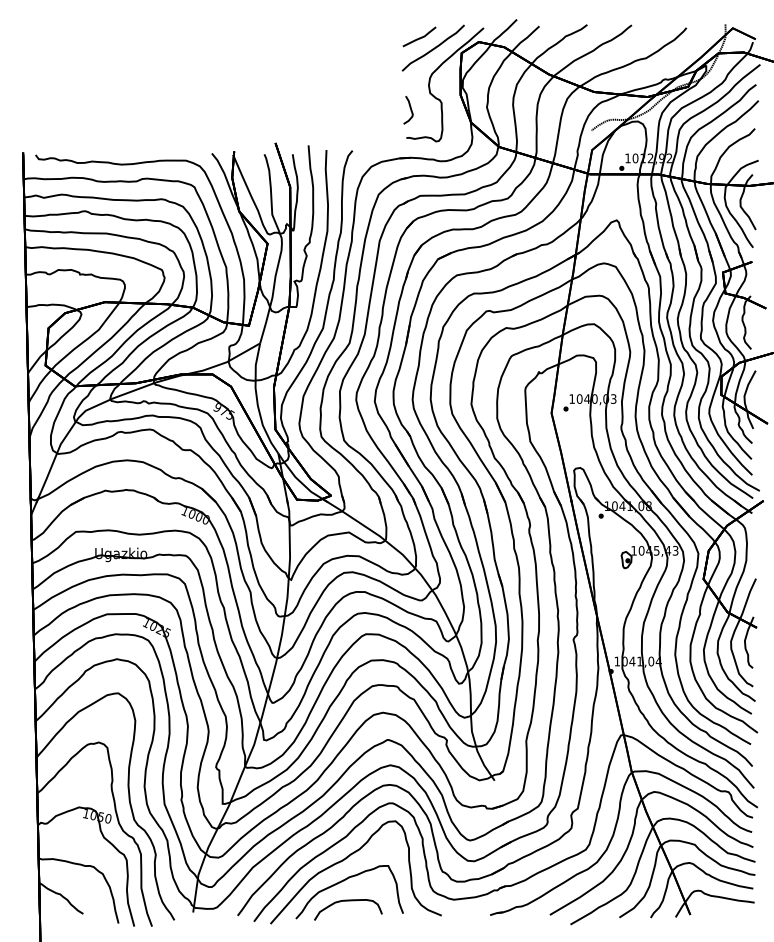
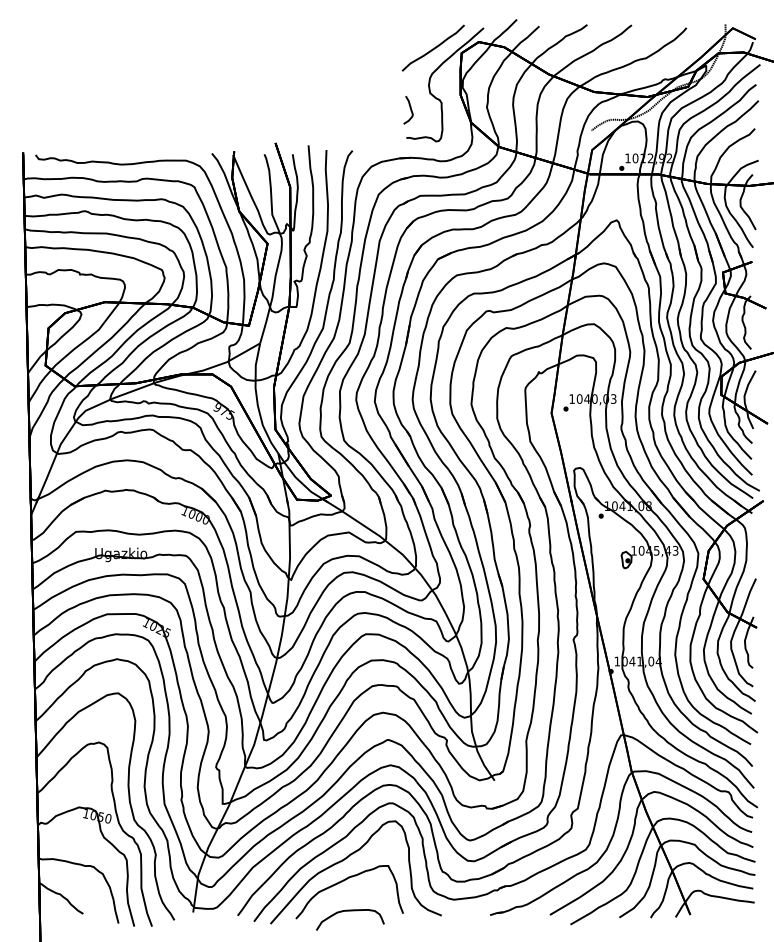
part: present -> none (419, 36)
curve position: (348, 901) -> (350, 911) (350, 911)
